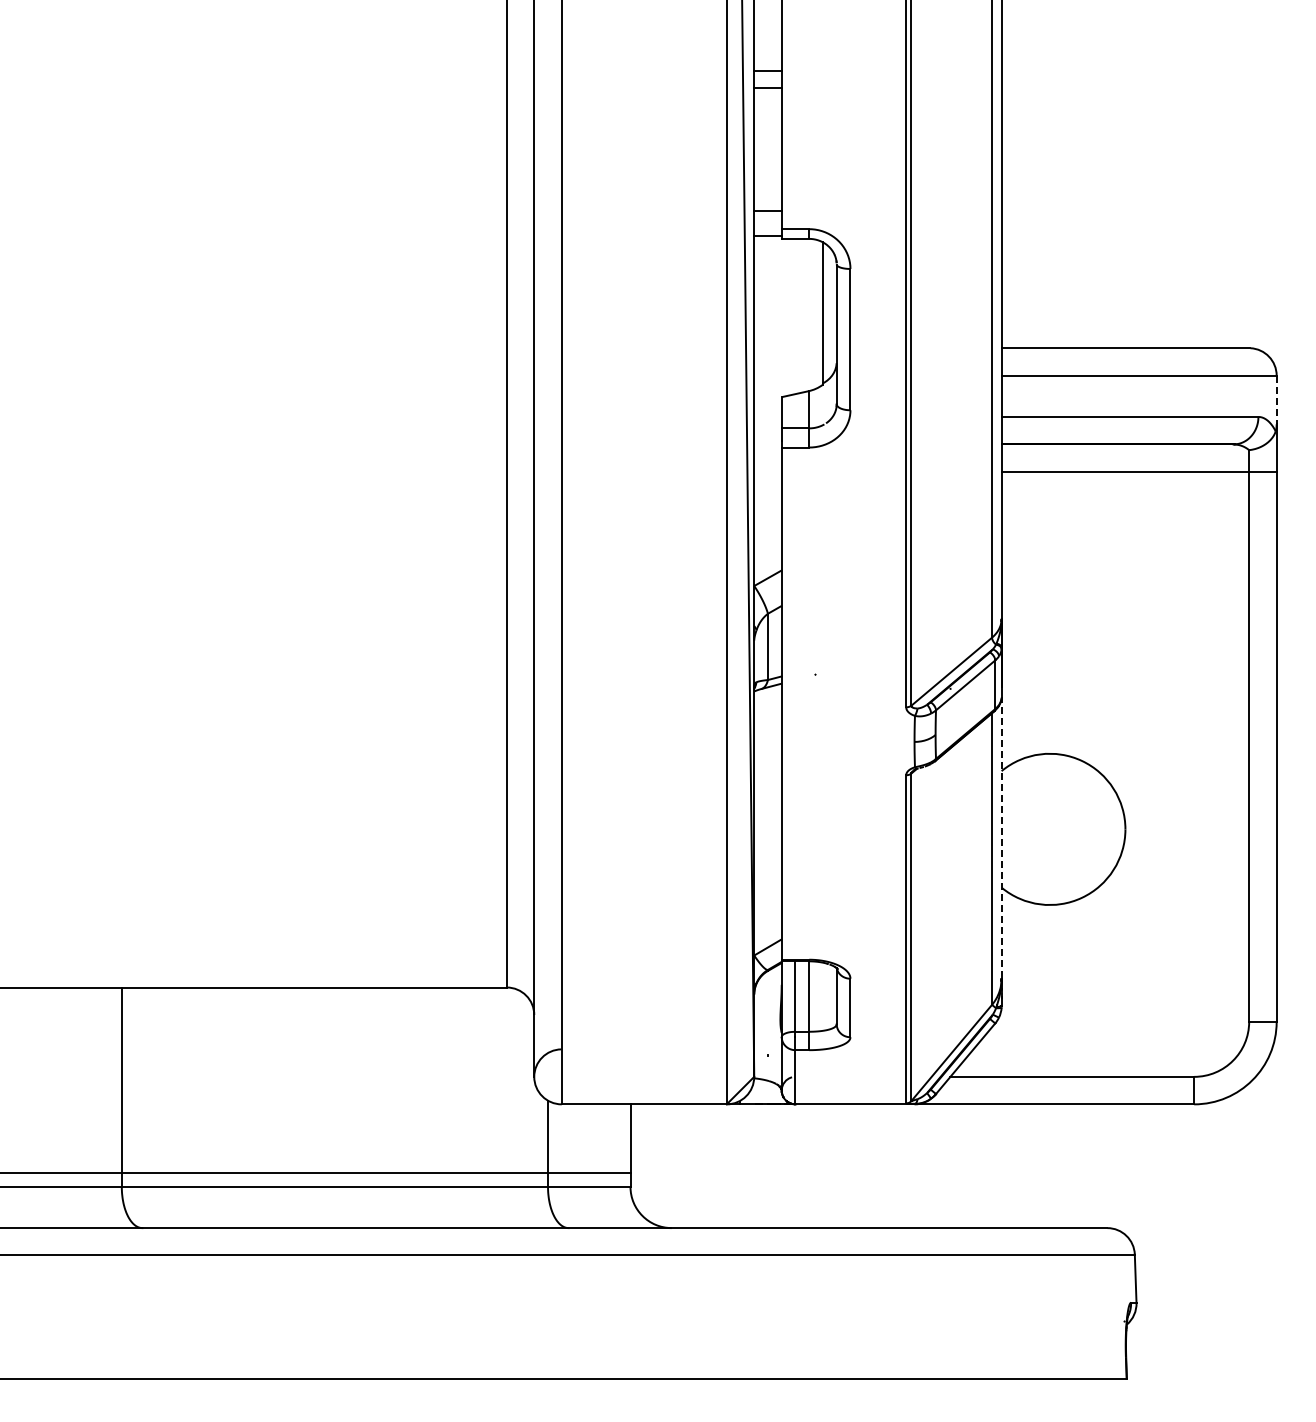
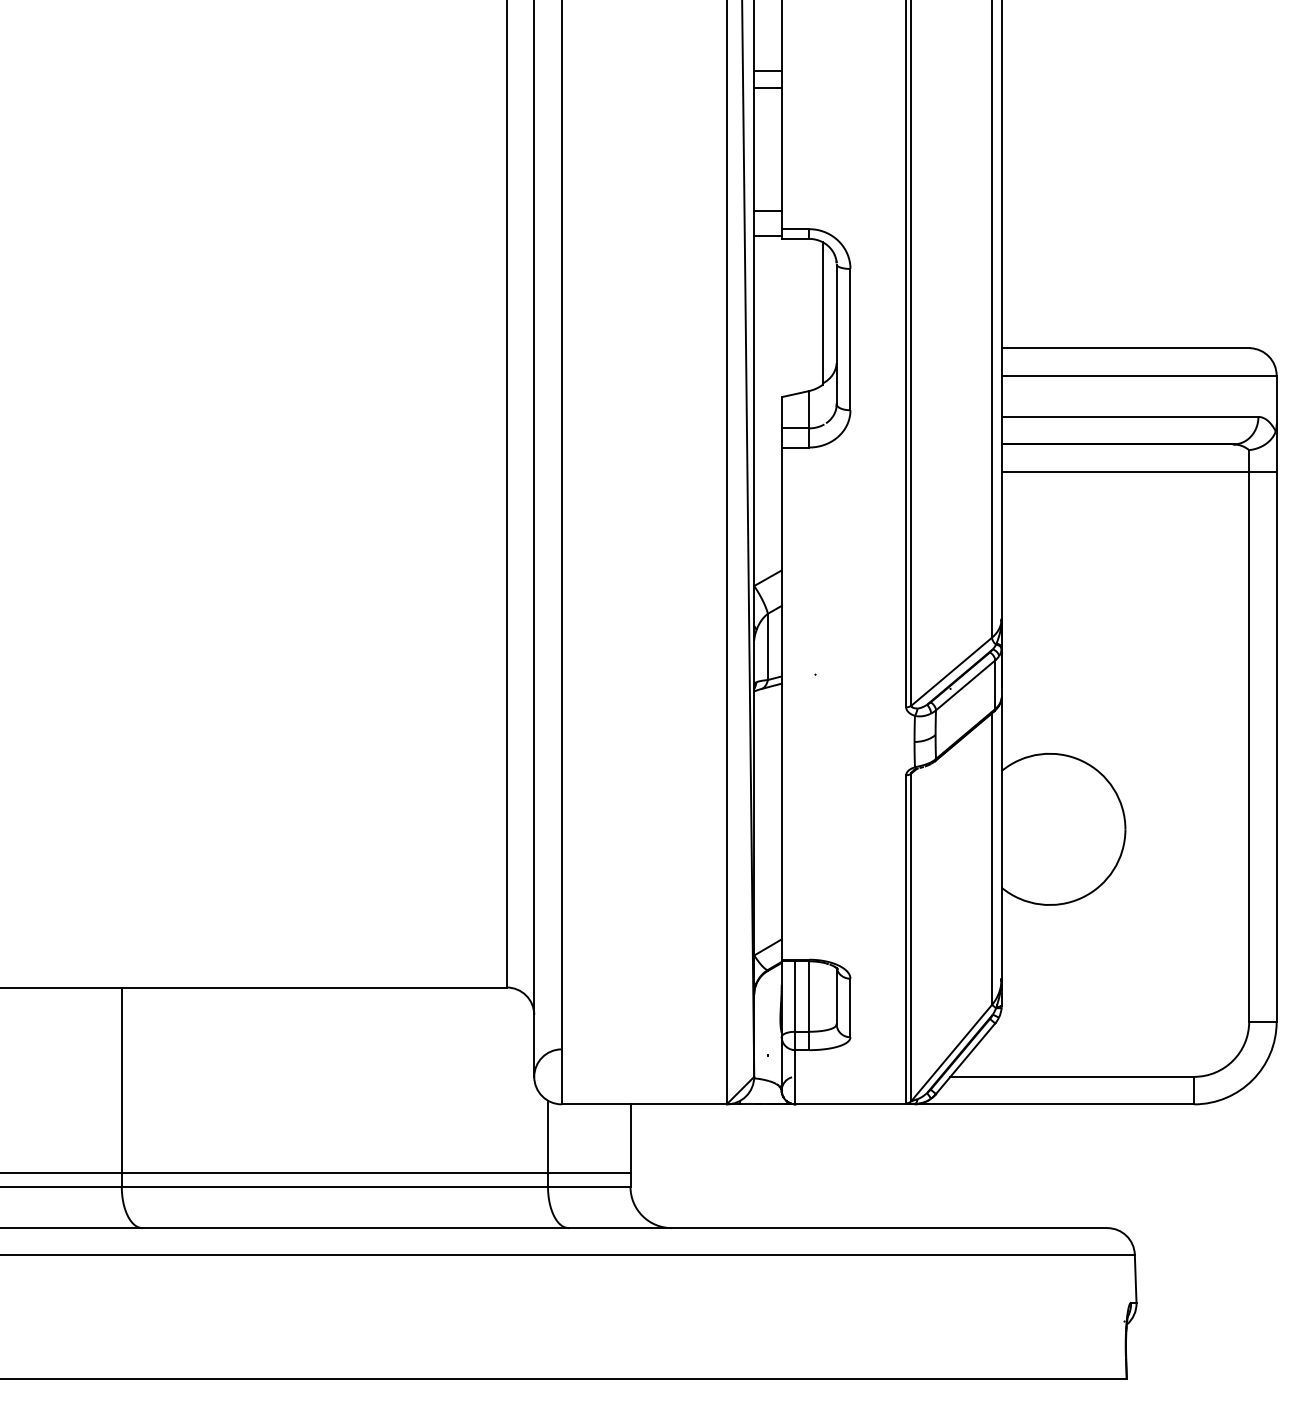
line: dashed -> solid (1276, 400)
line: dashed -> solid (1001, 837)
